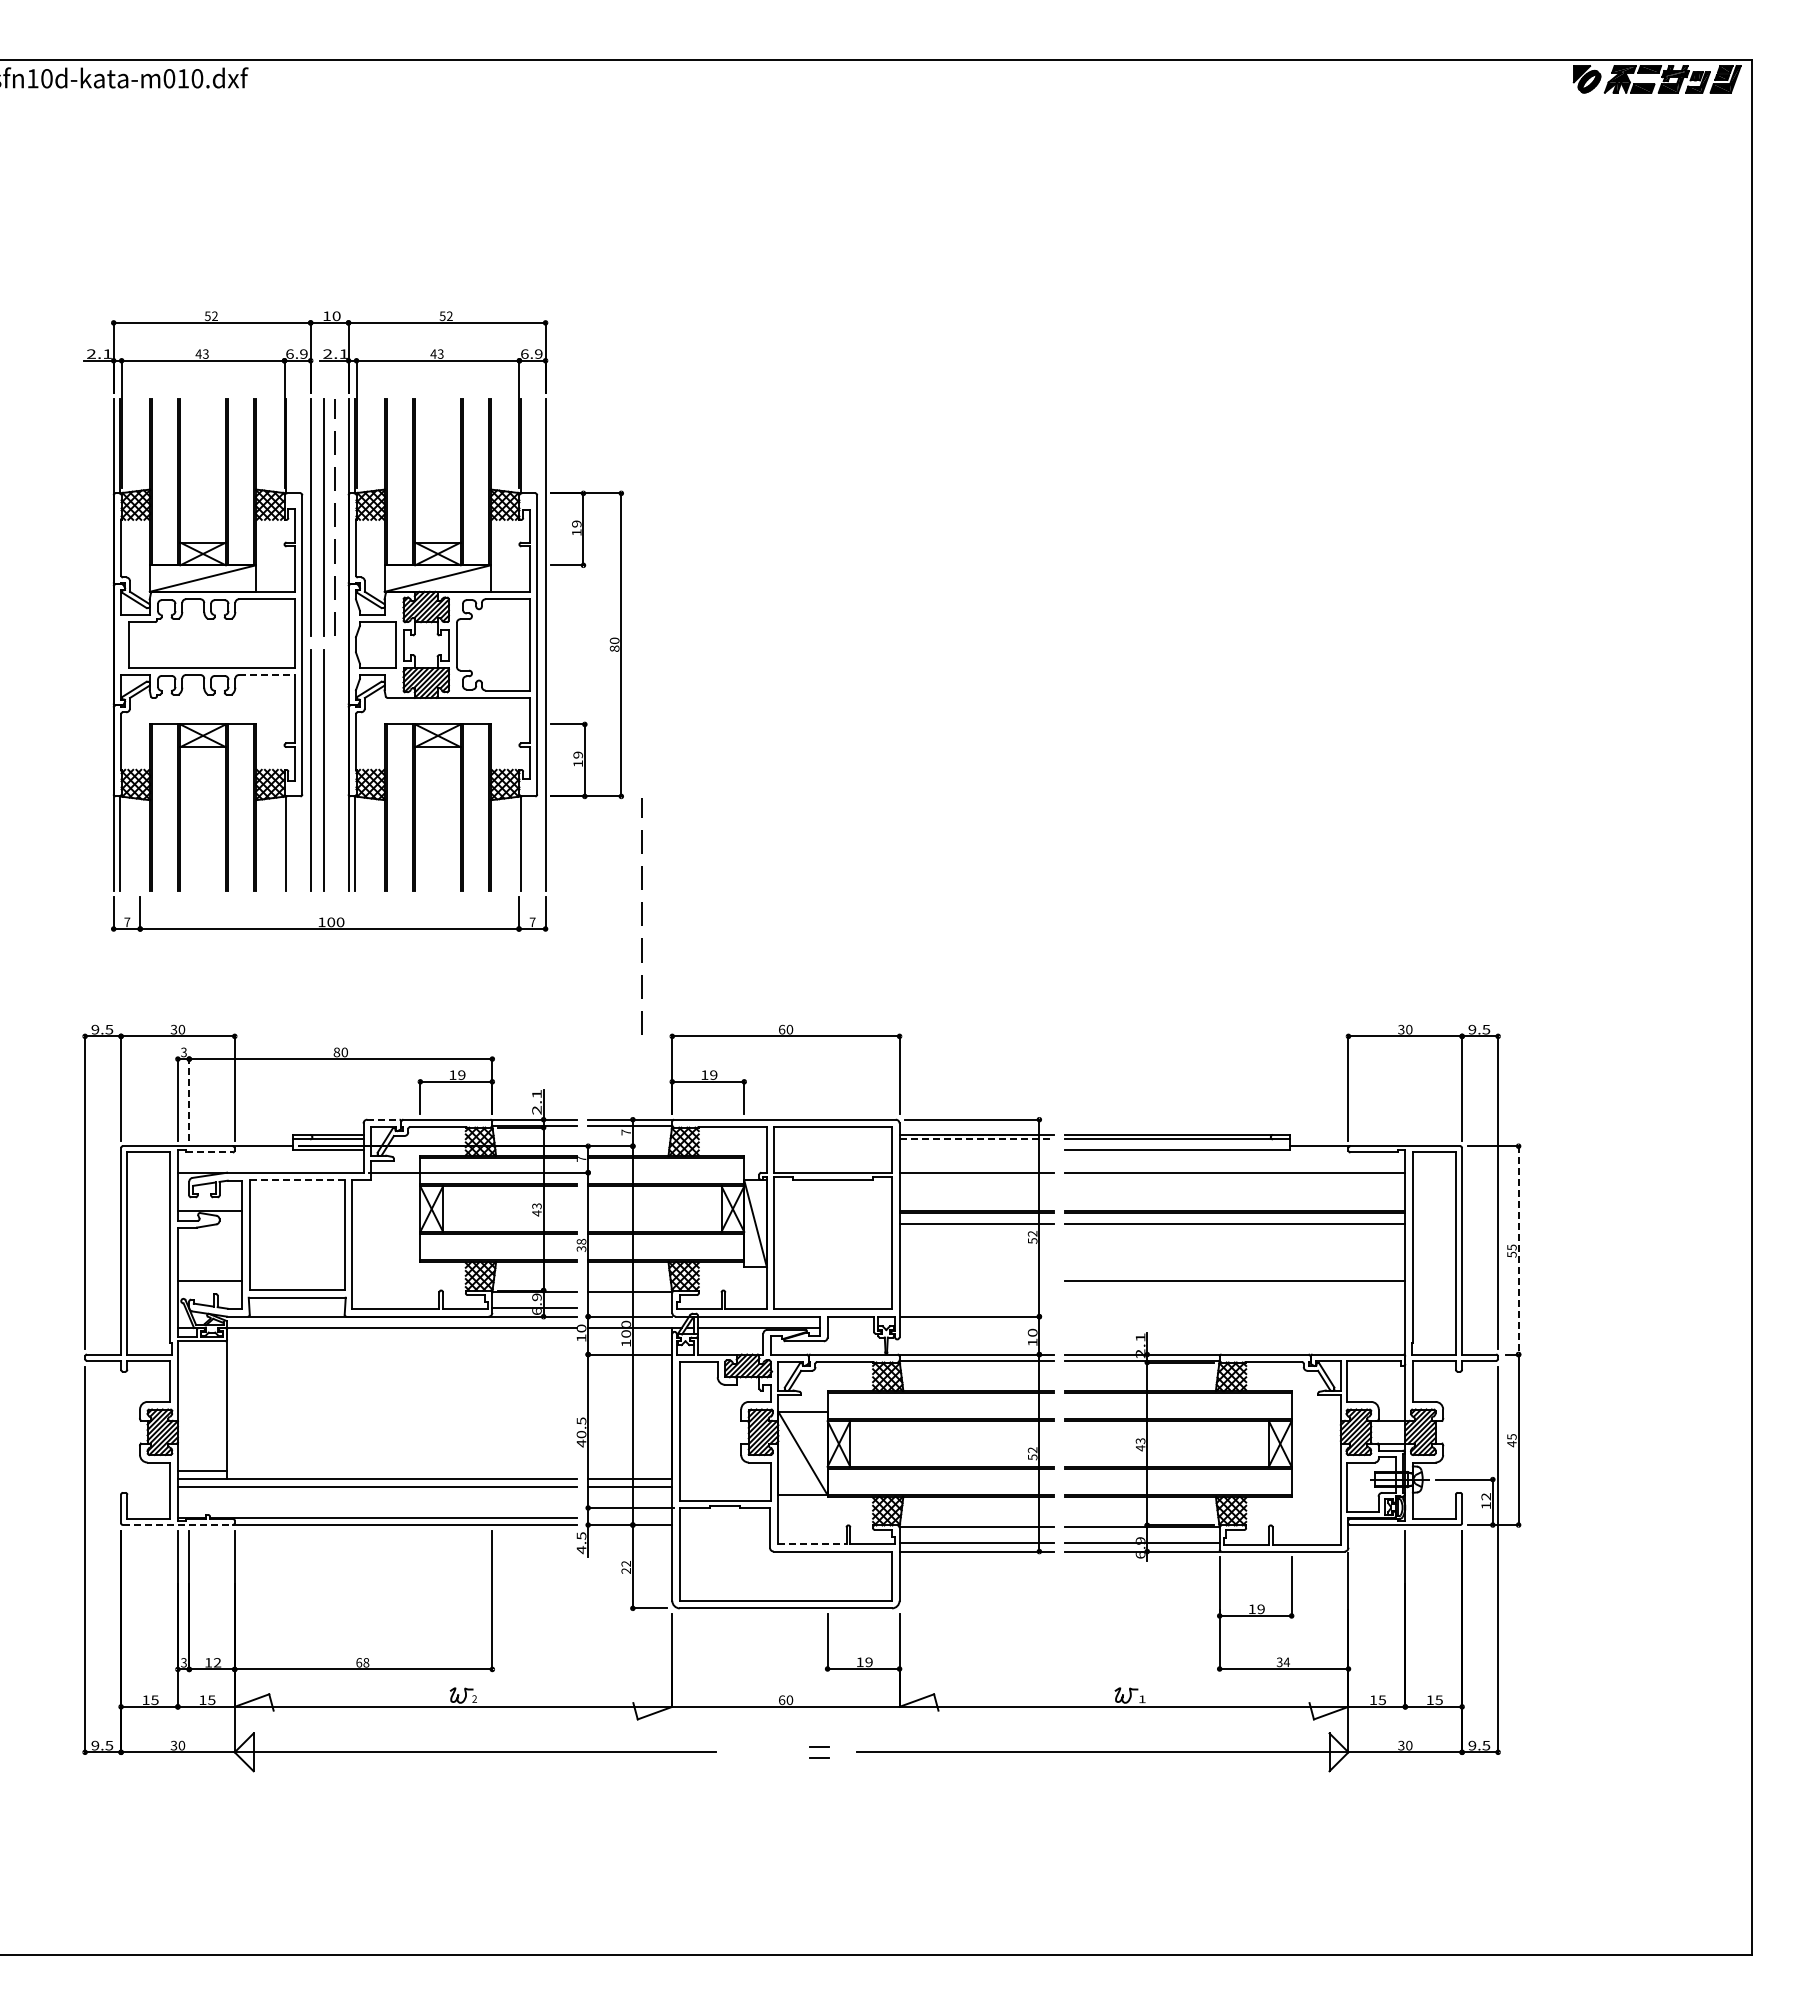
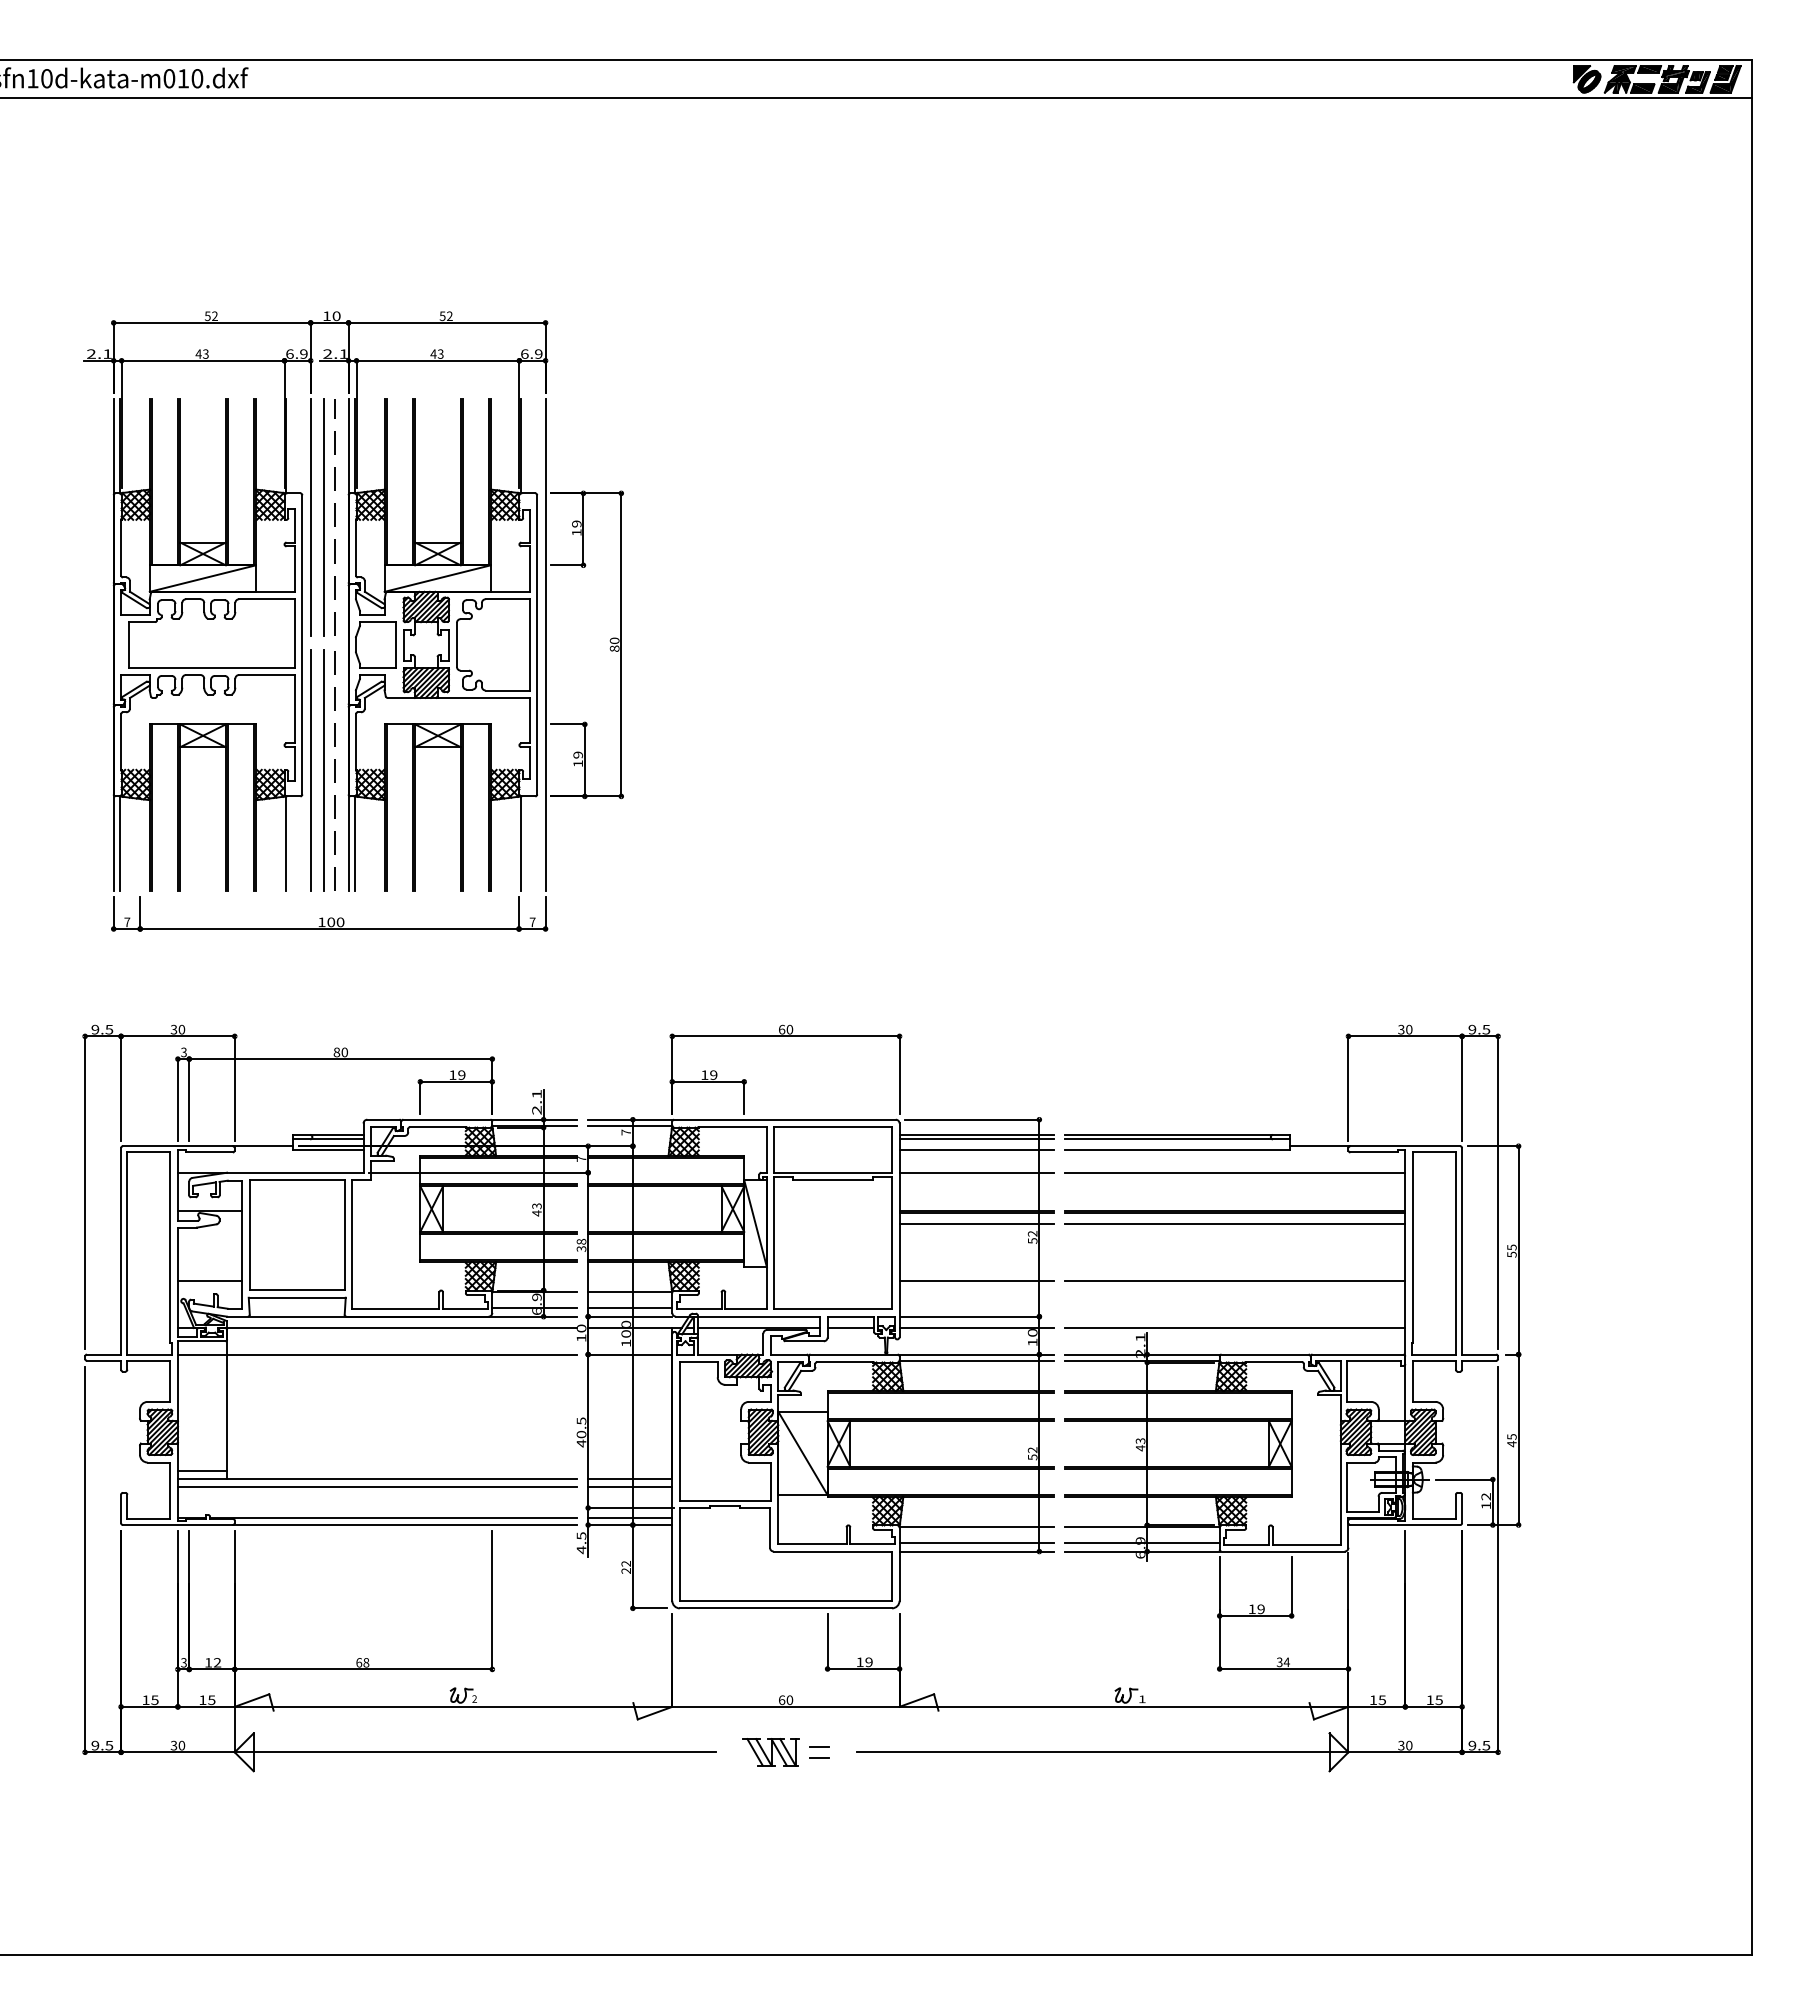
line: none -> present (877, 98)
line: dashed -> solid (267, 675)
line: none -> present (334, 770)
line: present -> none (641, 916)
line: dashed -> solid (189, 1099)
line: dashed -> solid (383, 1119)
line: dashed -> solid (977, 1139)
line: none -> present (976, 1150)
line: dashed -> solid (209, 1152)
line: dashed -> solid (297, 1180)
line: dashed -> solid (1518, 1250)
line: none -> present (976, 1280)
line: none -> present (629, 1308)
line: none -> present (850, 1328)
line: none -> present (976, 1328)
line: none -> present (1235, 1328)
line: none -> present (376, 1354)
line: none -> present (629, 1518)
line: dashed -> solid (177, 1525)
line: dashed -> solid (812, 1544)
part: none -> present (770, 1752)
